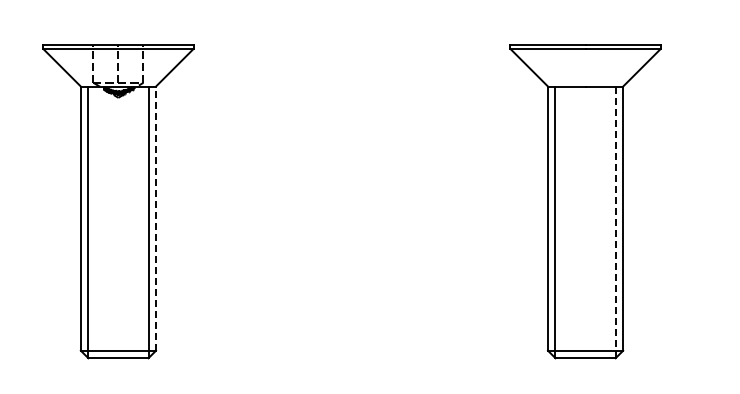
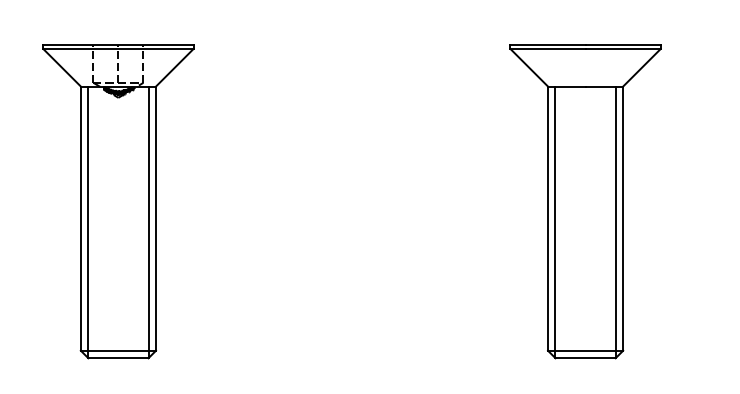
line: dashed -> solid (156, 218)
line: dashed -> solid (616, 222)
